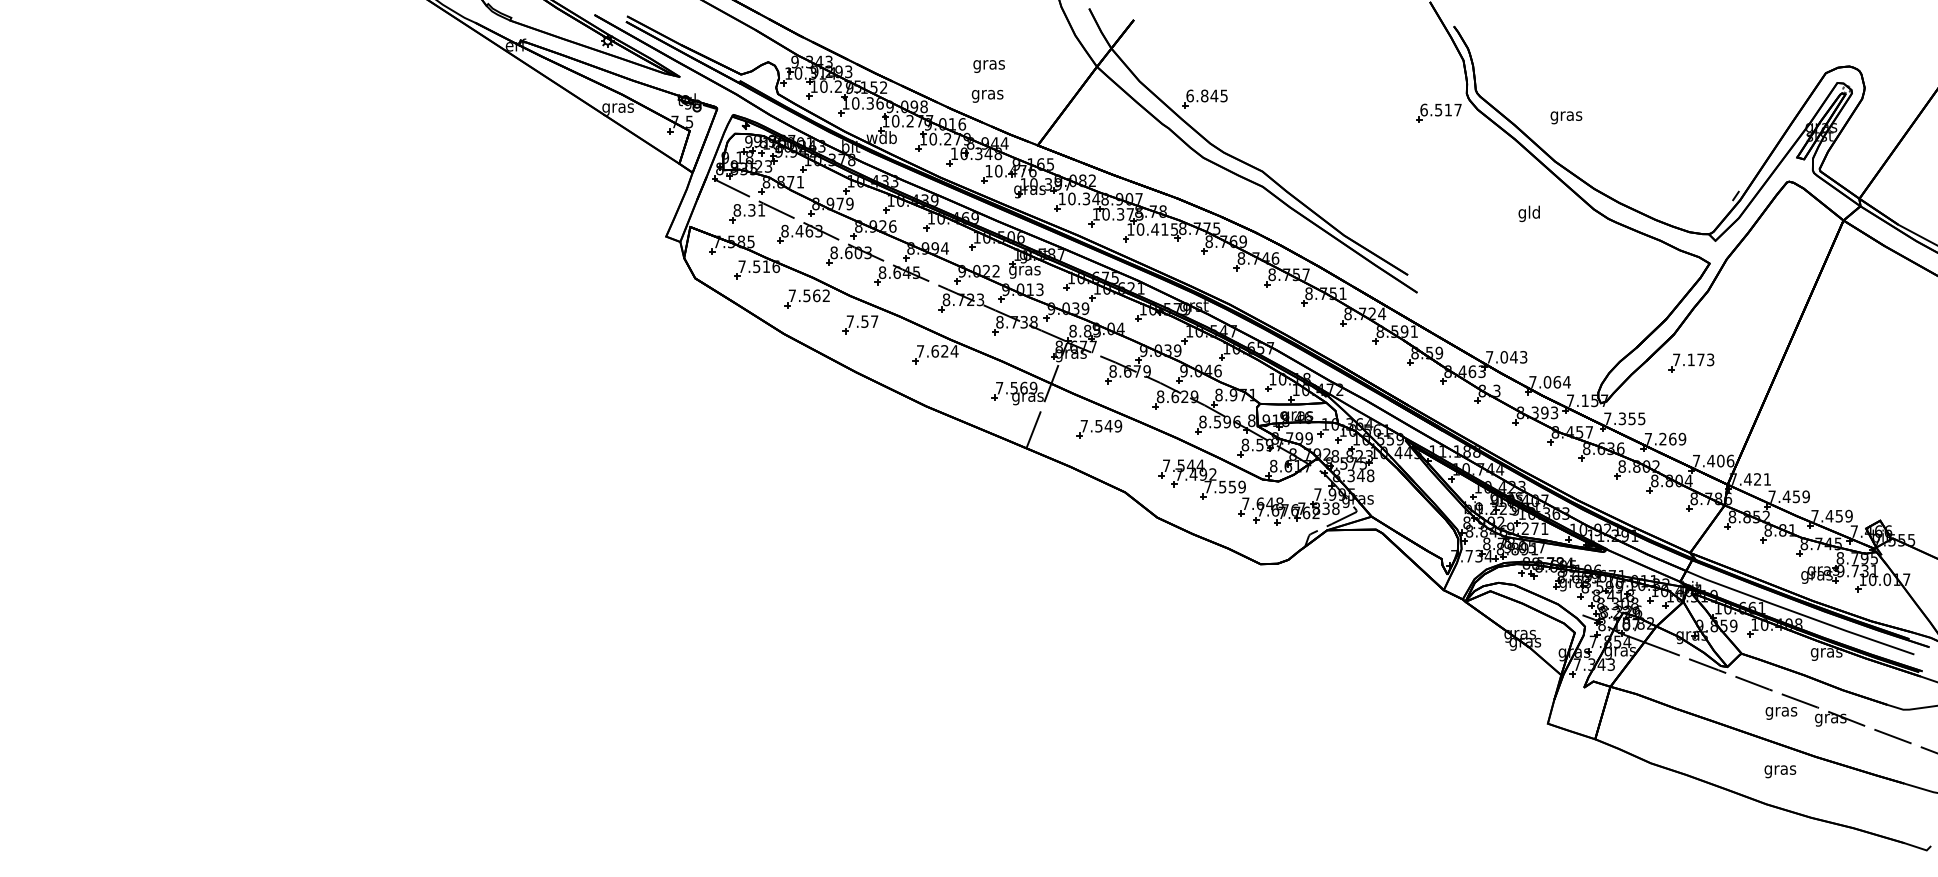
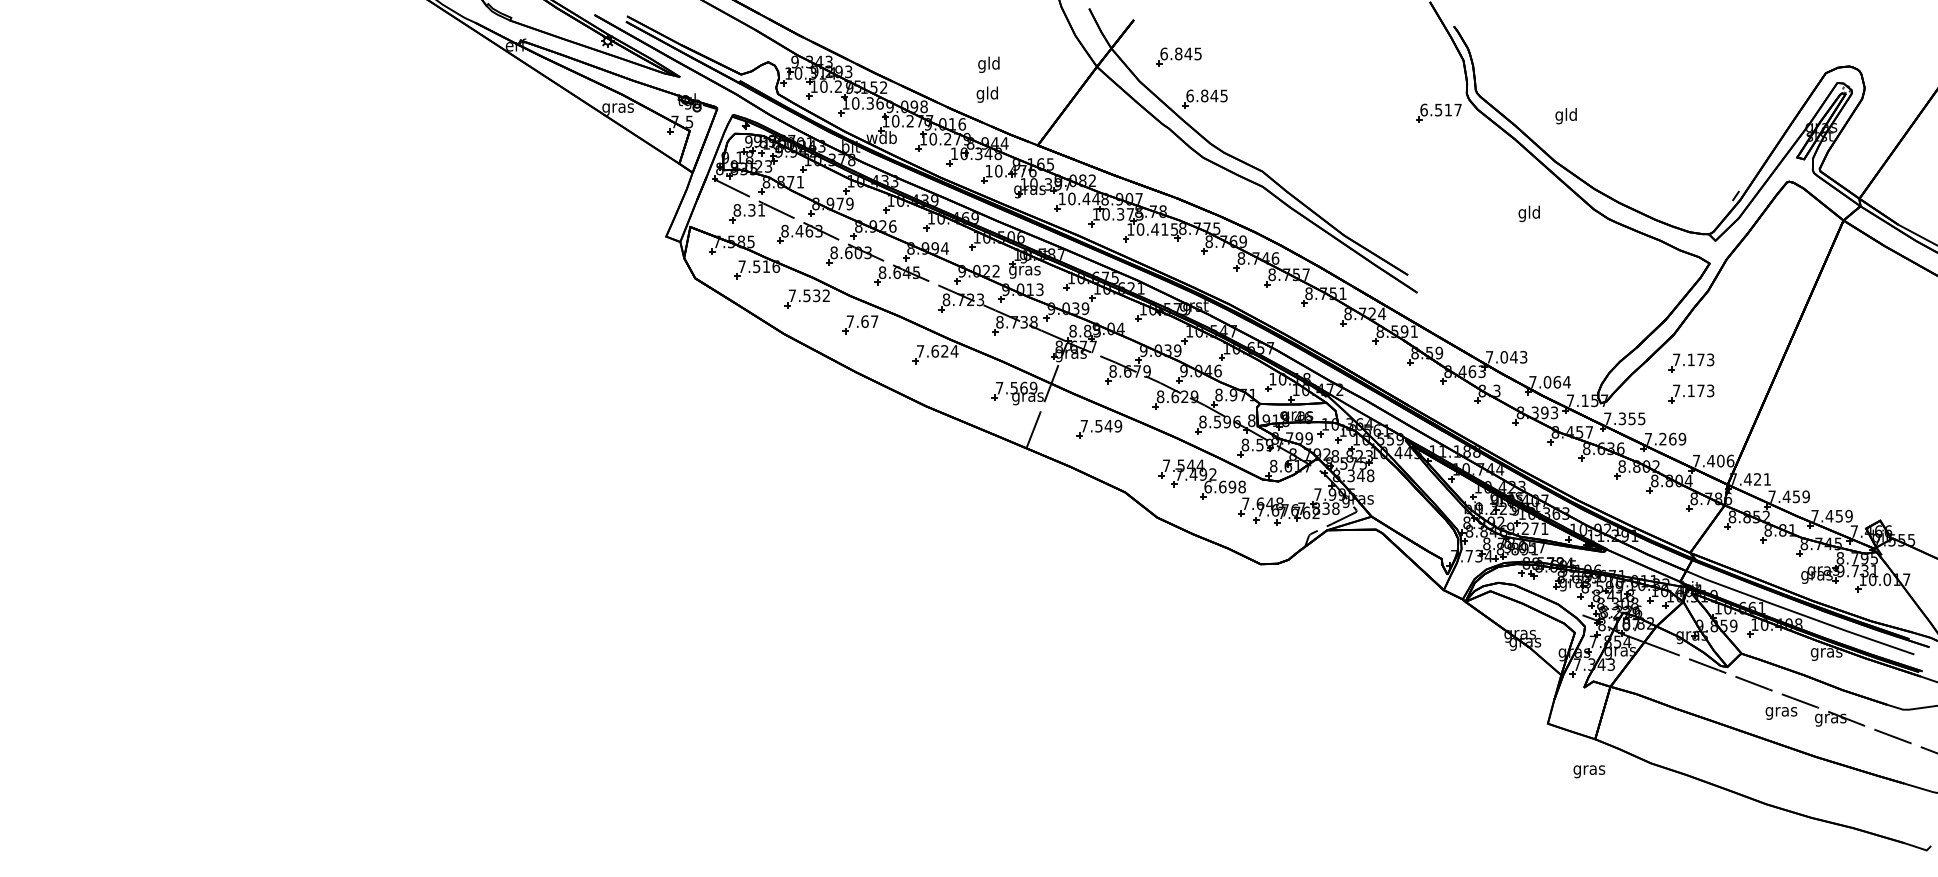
part: none -> present (1178, 56)
text: gras -> gld (988, 64)
text: gras -> gld (987, 94)
text: gras -> gld (1566, 116)
text: 10.34 -> 10.44 (1086, 198)
text: 7.562 -> 7.532 (816, 295)
text: 7.57 -> 7.67 (864, 321)
part: none -> present (1691, 393)
text: 7.559 -> 6.698 (1224, 486)
text position: (1780, 771) -> (1589, 771) (1589, 771)
